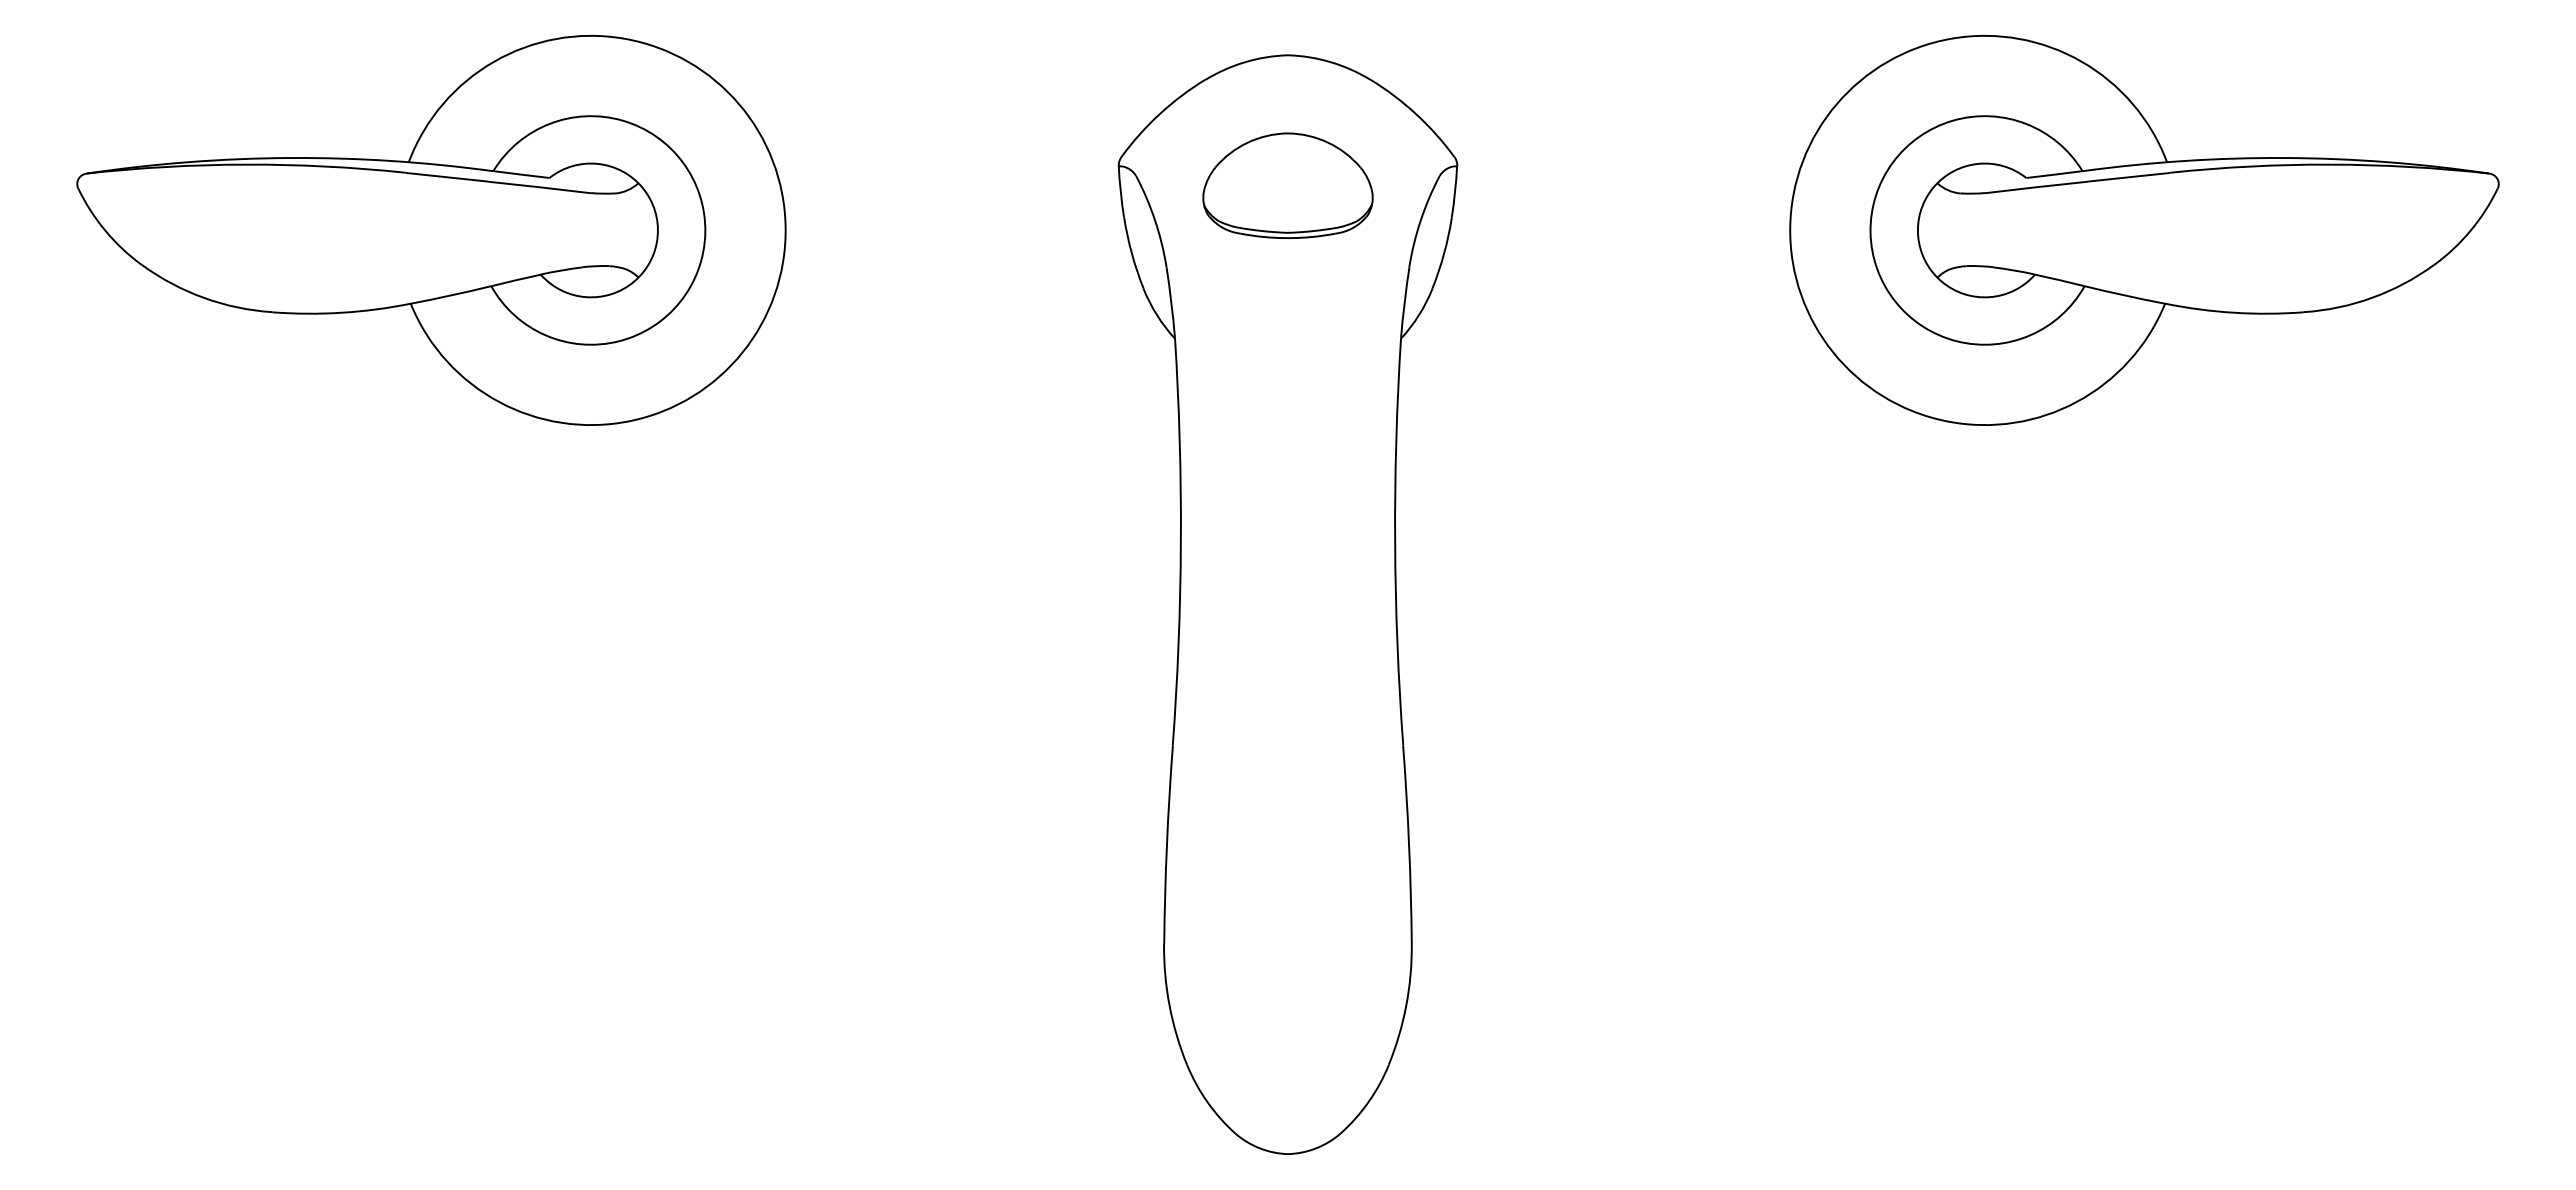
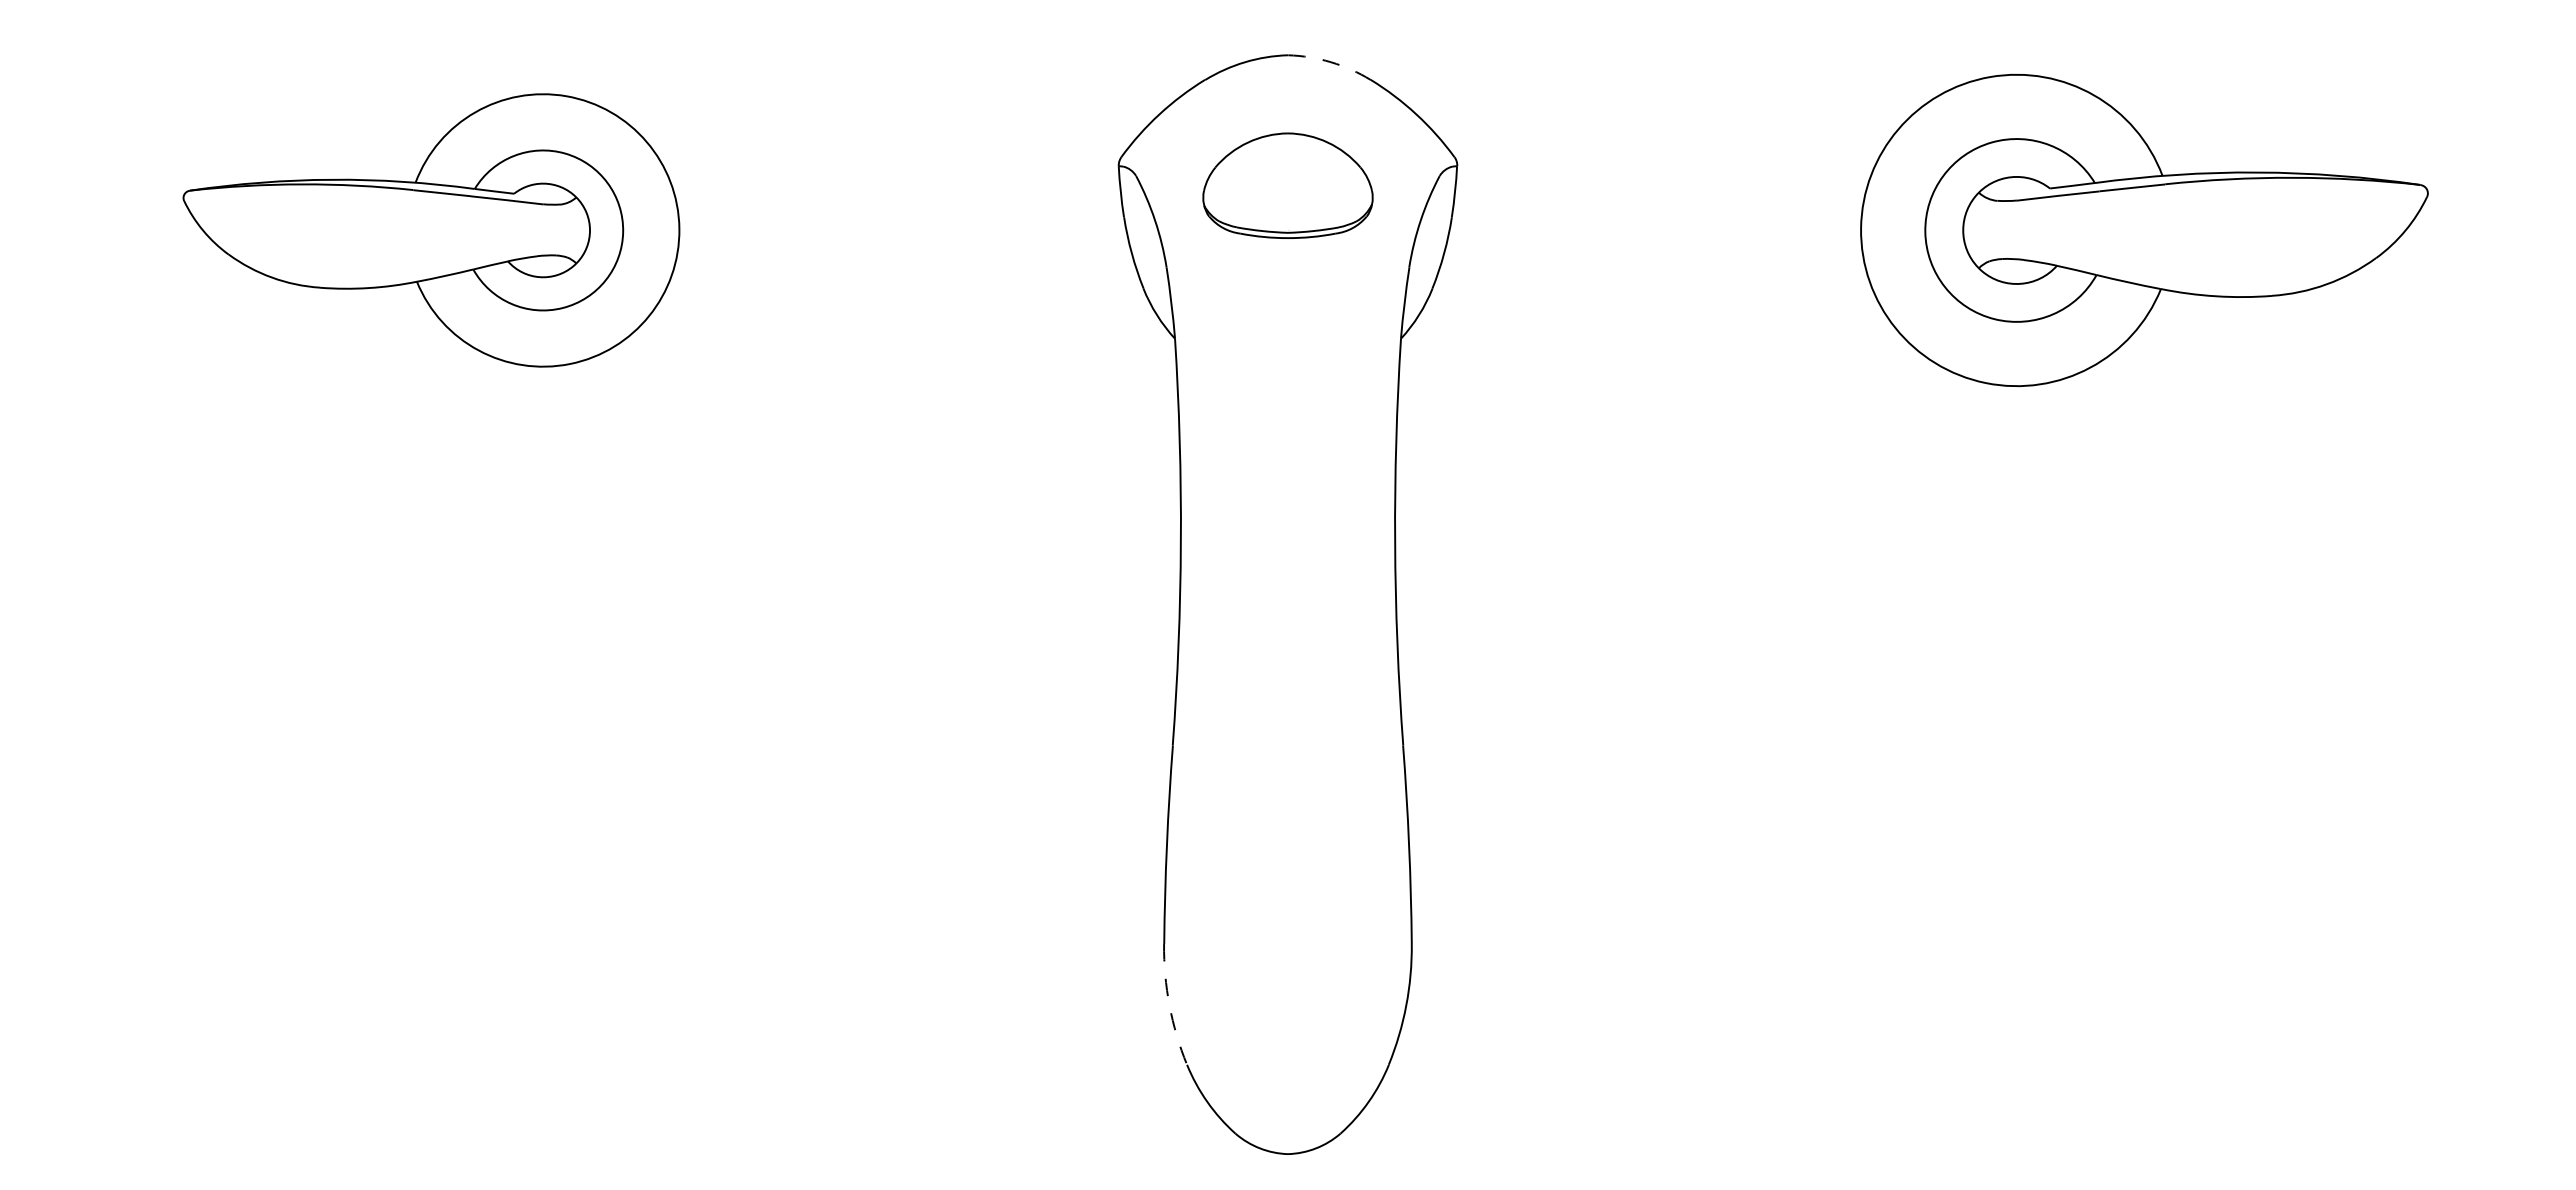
arc: solid -> dashed (1331, 62)
part size: 711x391 px -> 499x275 px (431, 230)
part size: 711x391 px -> 569x315 px (2144, 230)
arc: solid -> dashed (1169, 1005)
